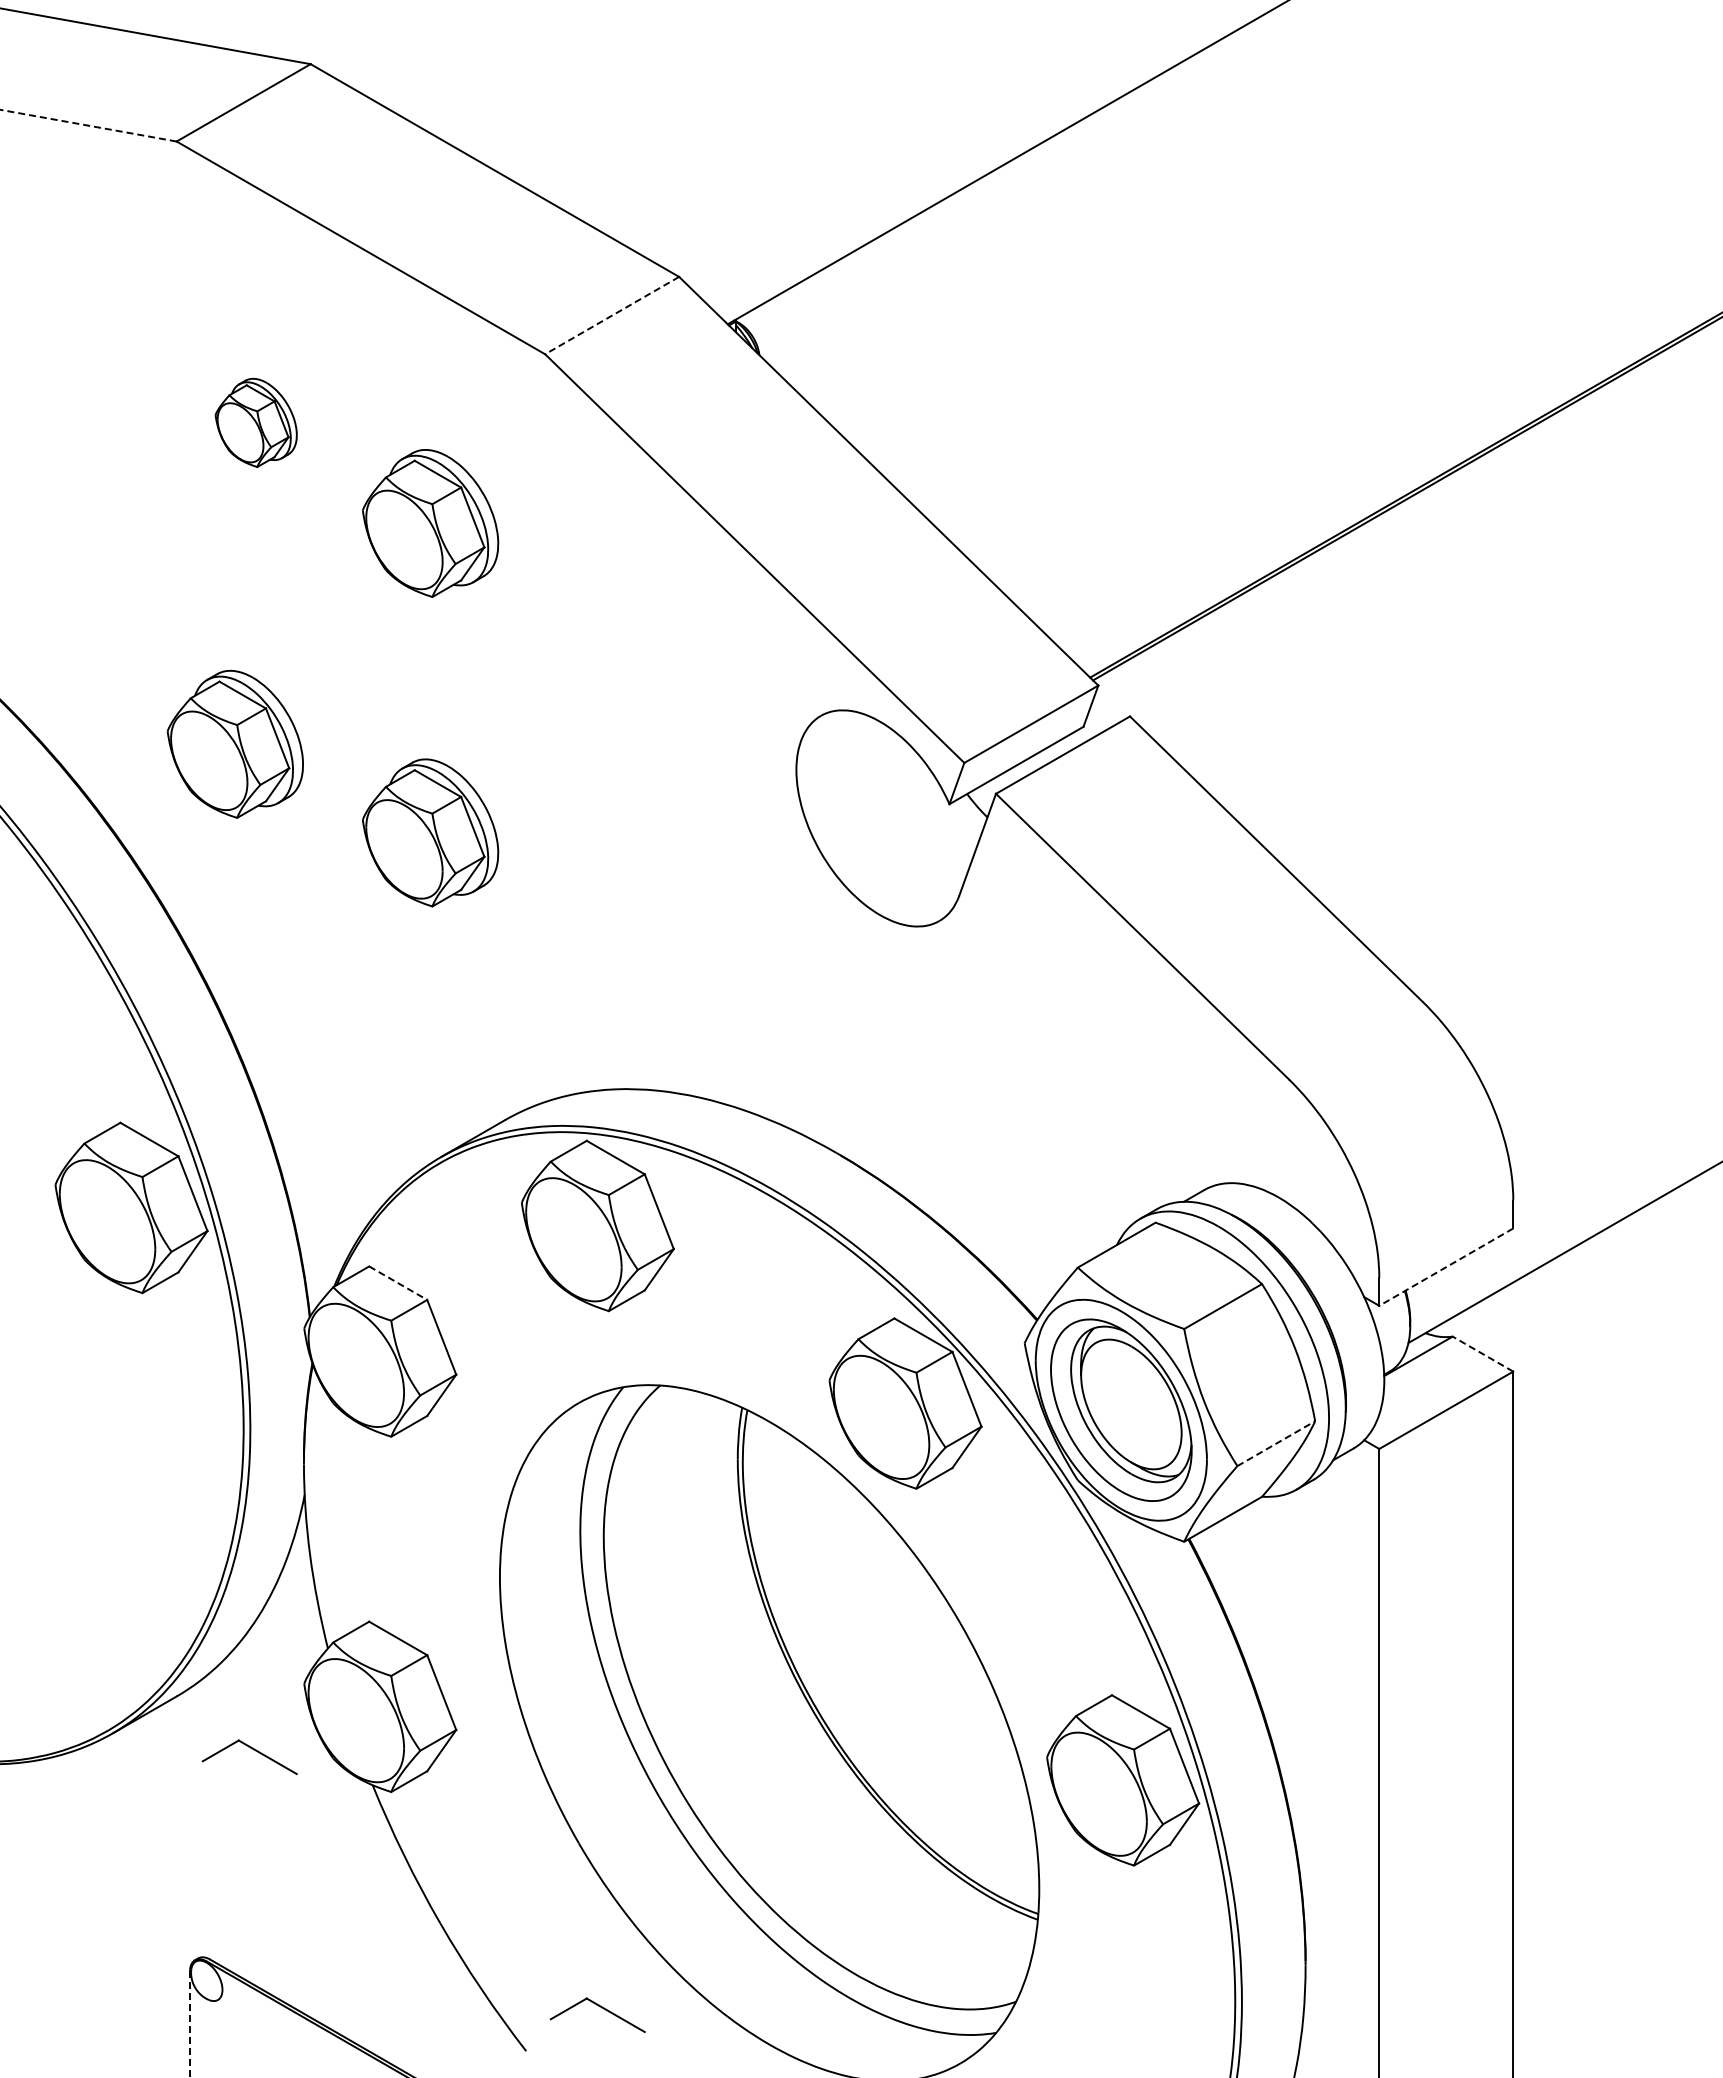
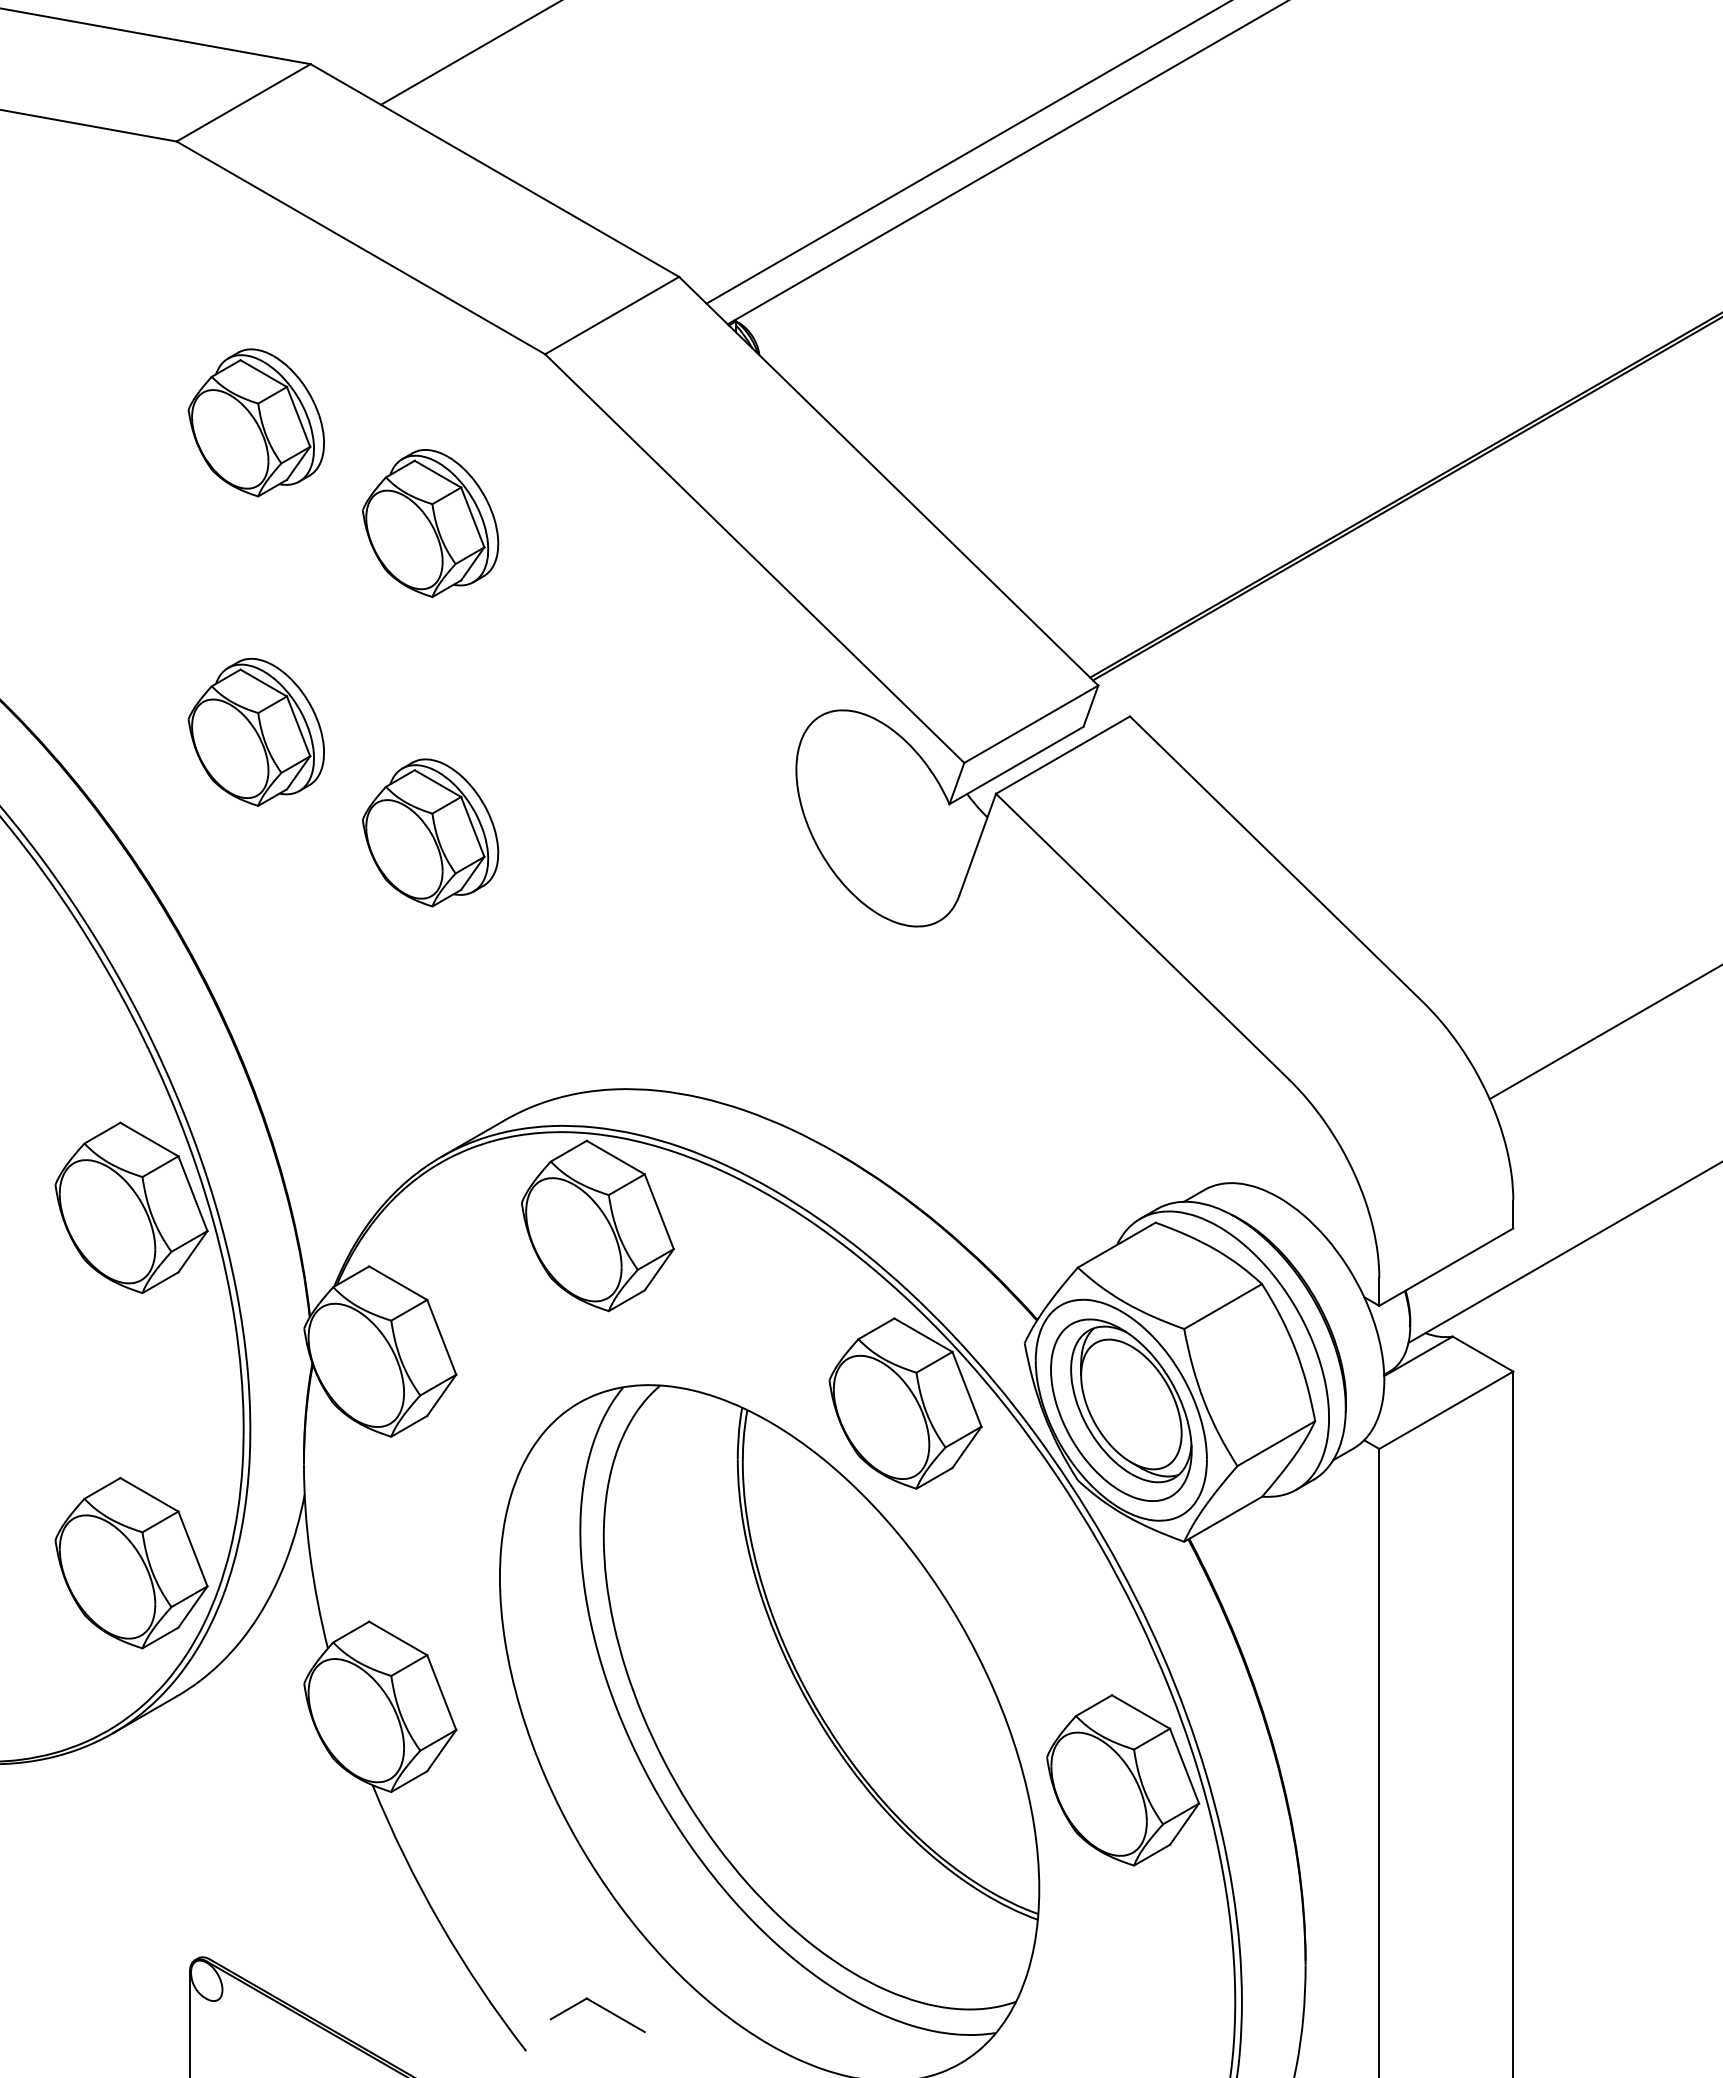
line: none -> present (469, 53)
line: dashed -> solid (88, 125)
line: none -> present (967, 152)
line: dashed -> solid (611, 315)
part size: 84x92 px -> 138x150 px (255, 422)
part position: (234, 743) -> (255, 731) (255, 731)
line: none -> present (1604, 1032)
line: dashed -> solid (1445, 1267)
line: dashed -> solid (398, 1283)
line: dashed -> solid (1482, 1354)
line: dashed -> solid (1276, 1443)
part: none -> present (131, 1562)
part: present -> none (253, 1750)
line: dashed -> solid (190, 2024)
